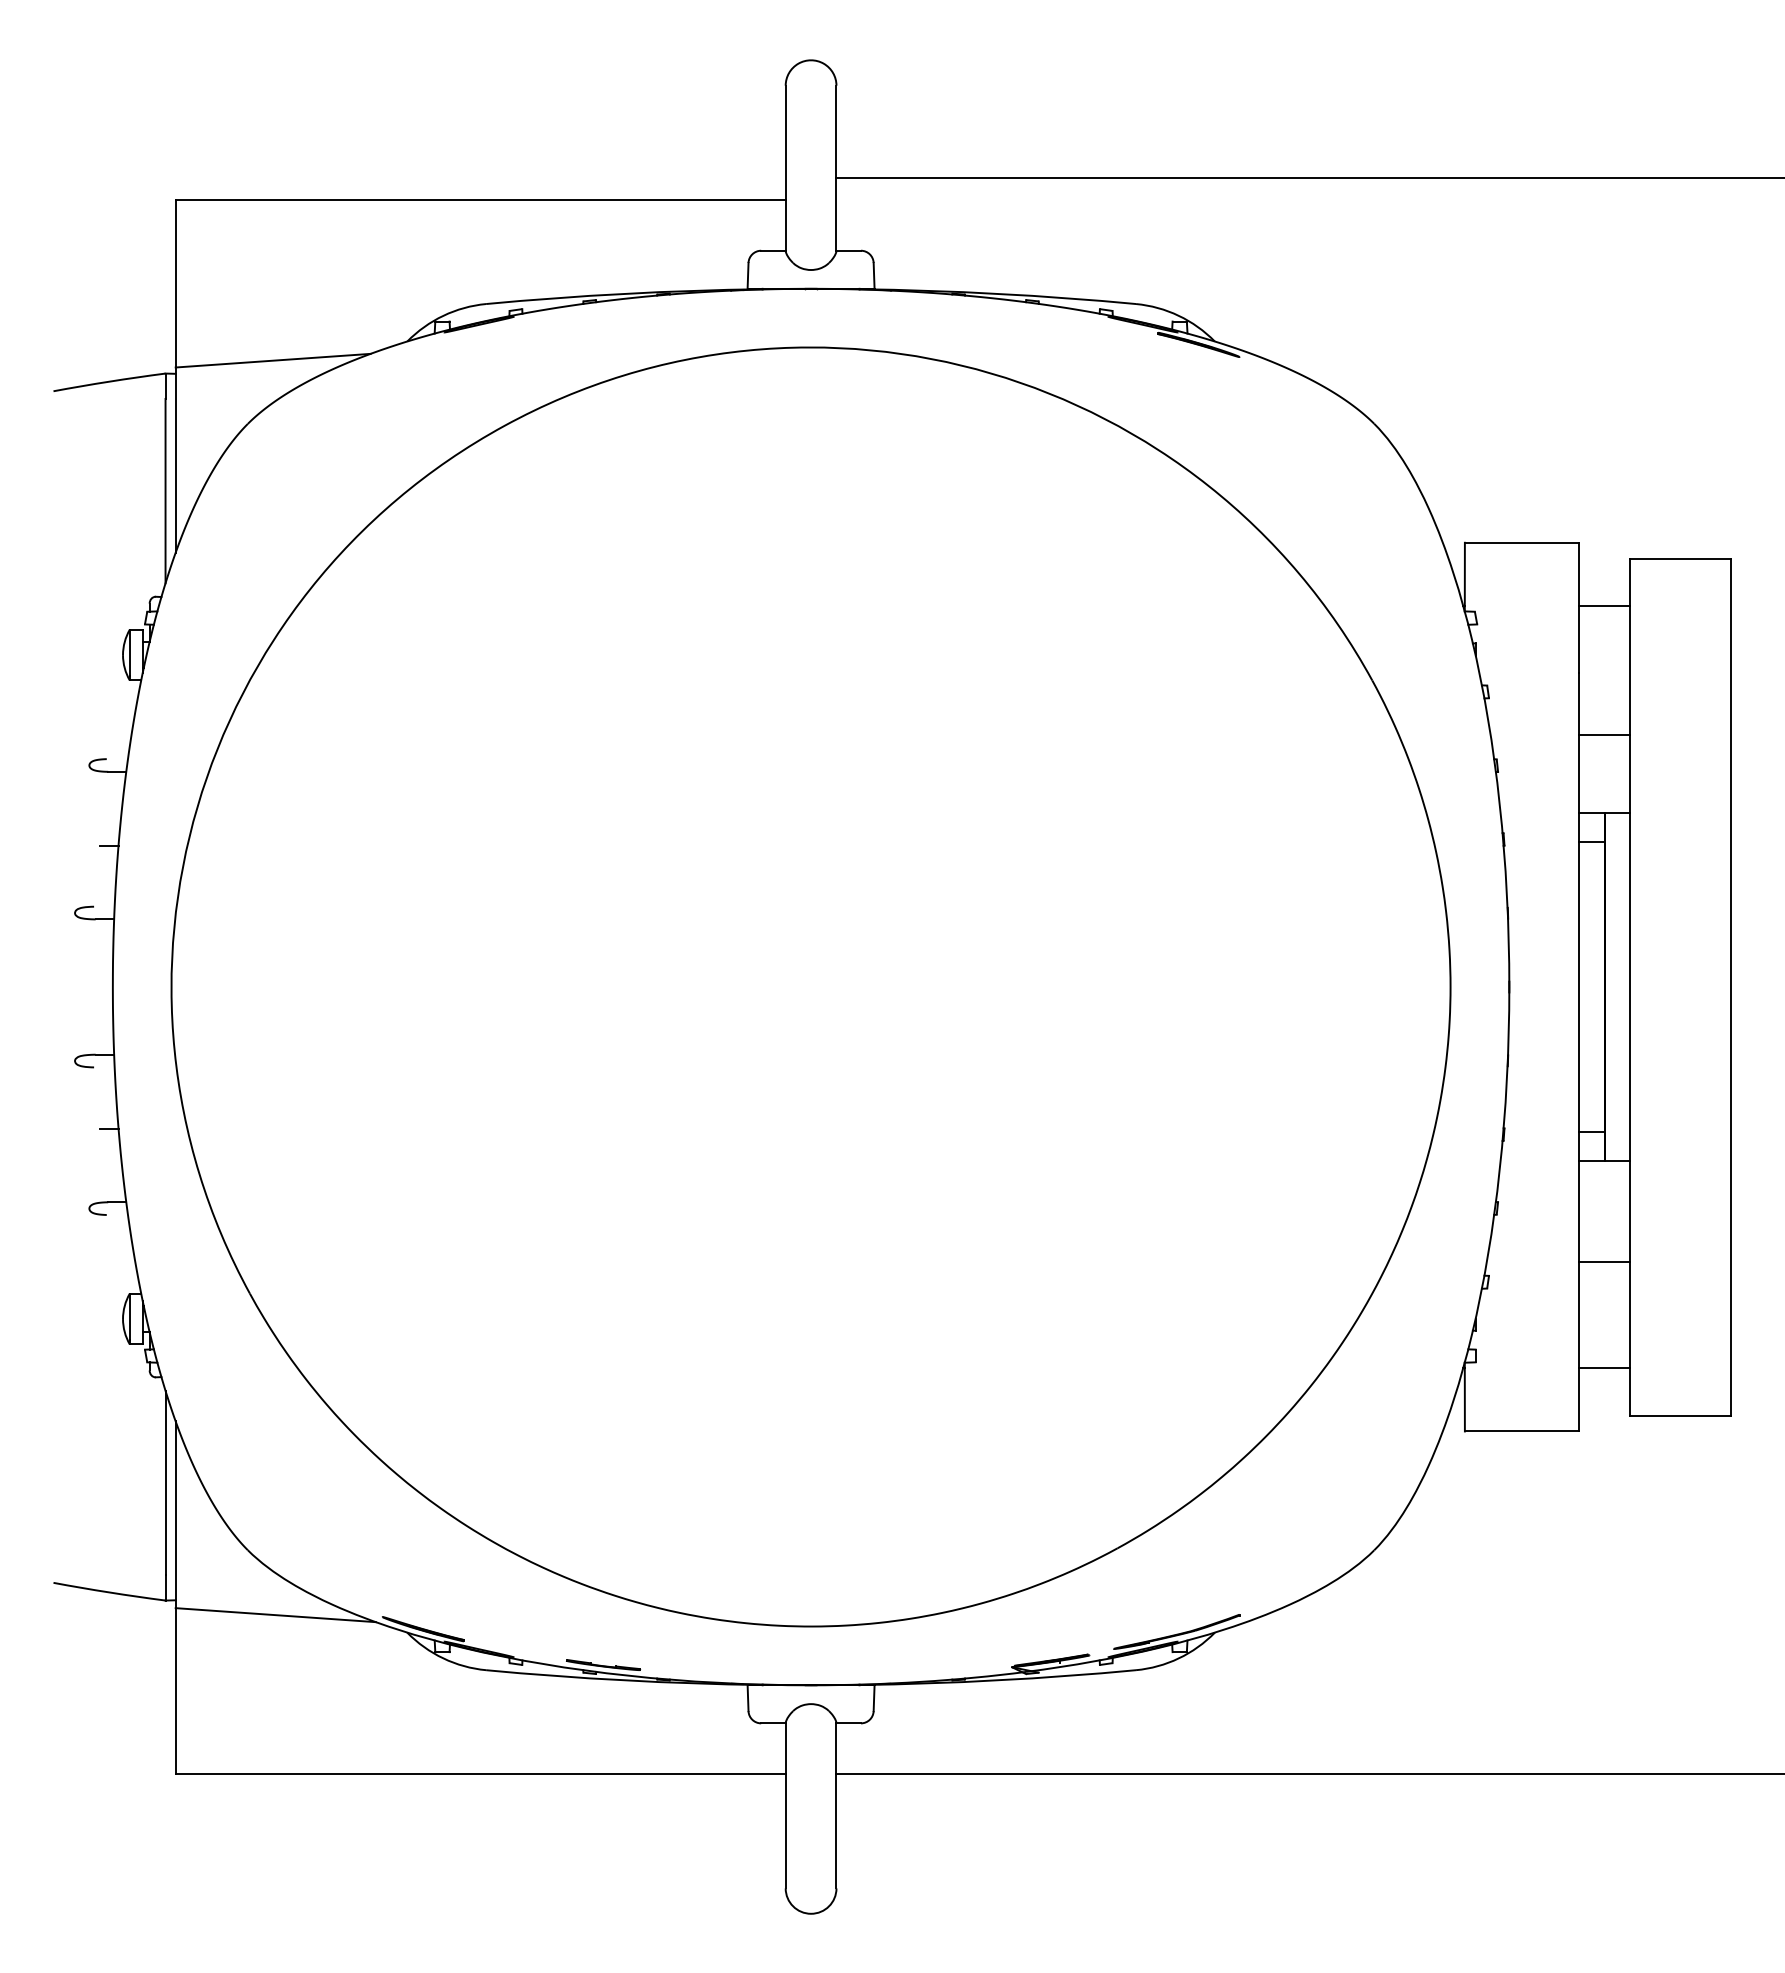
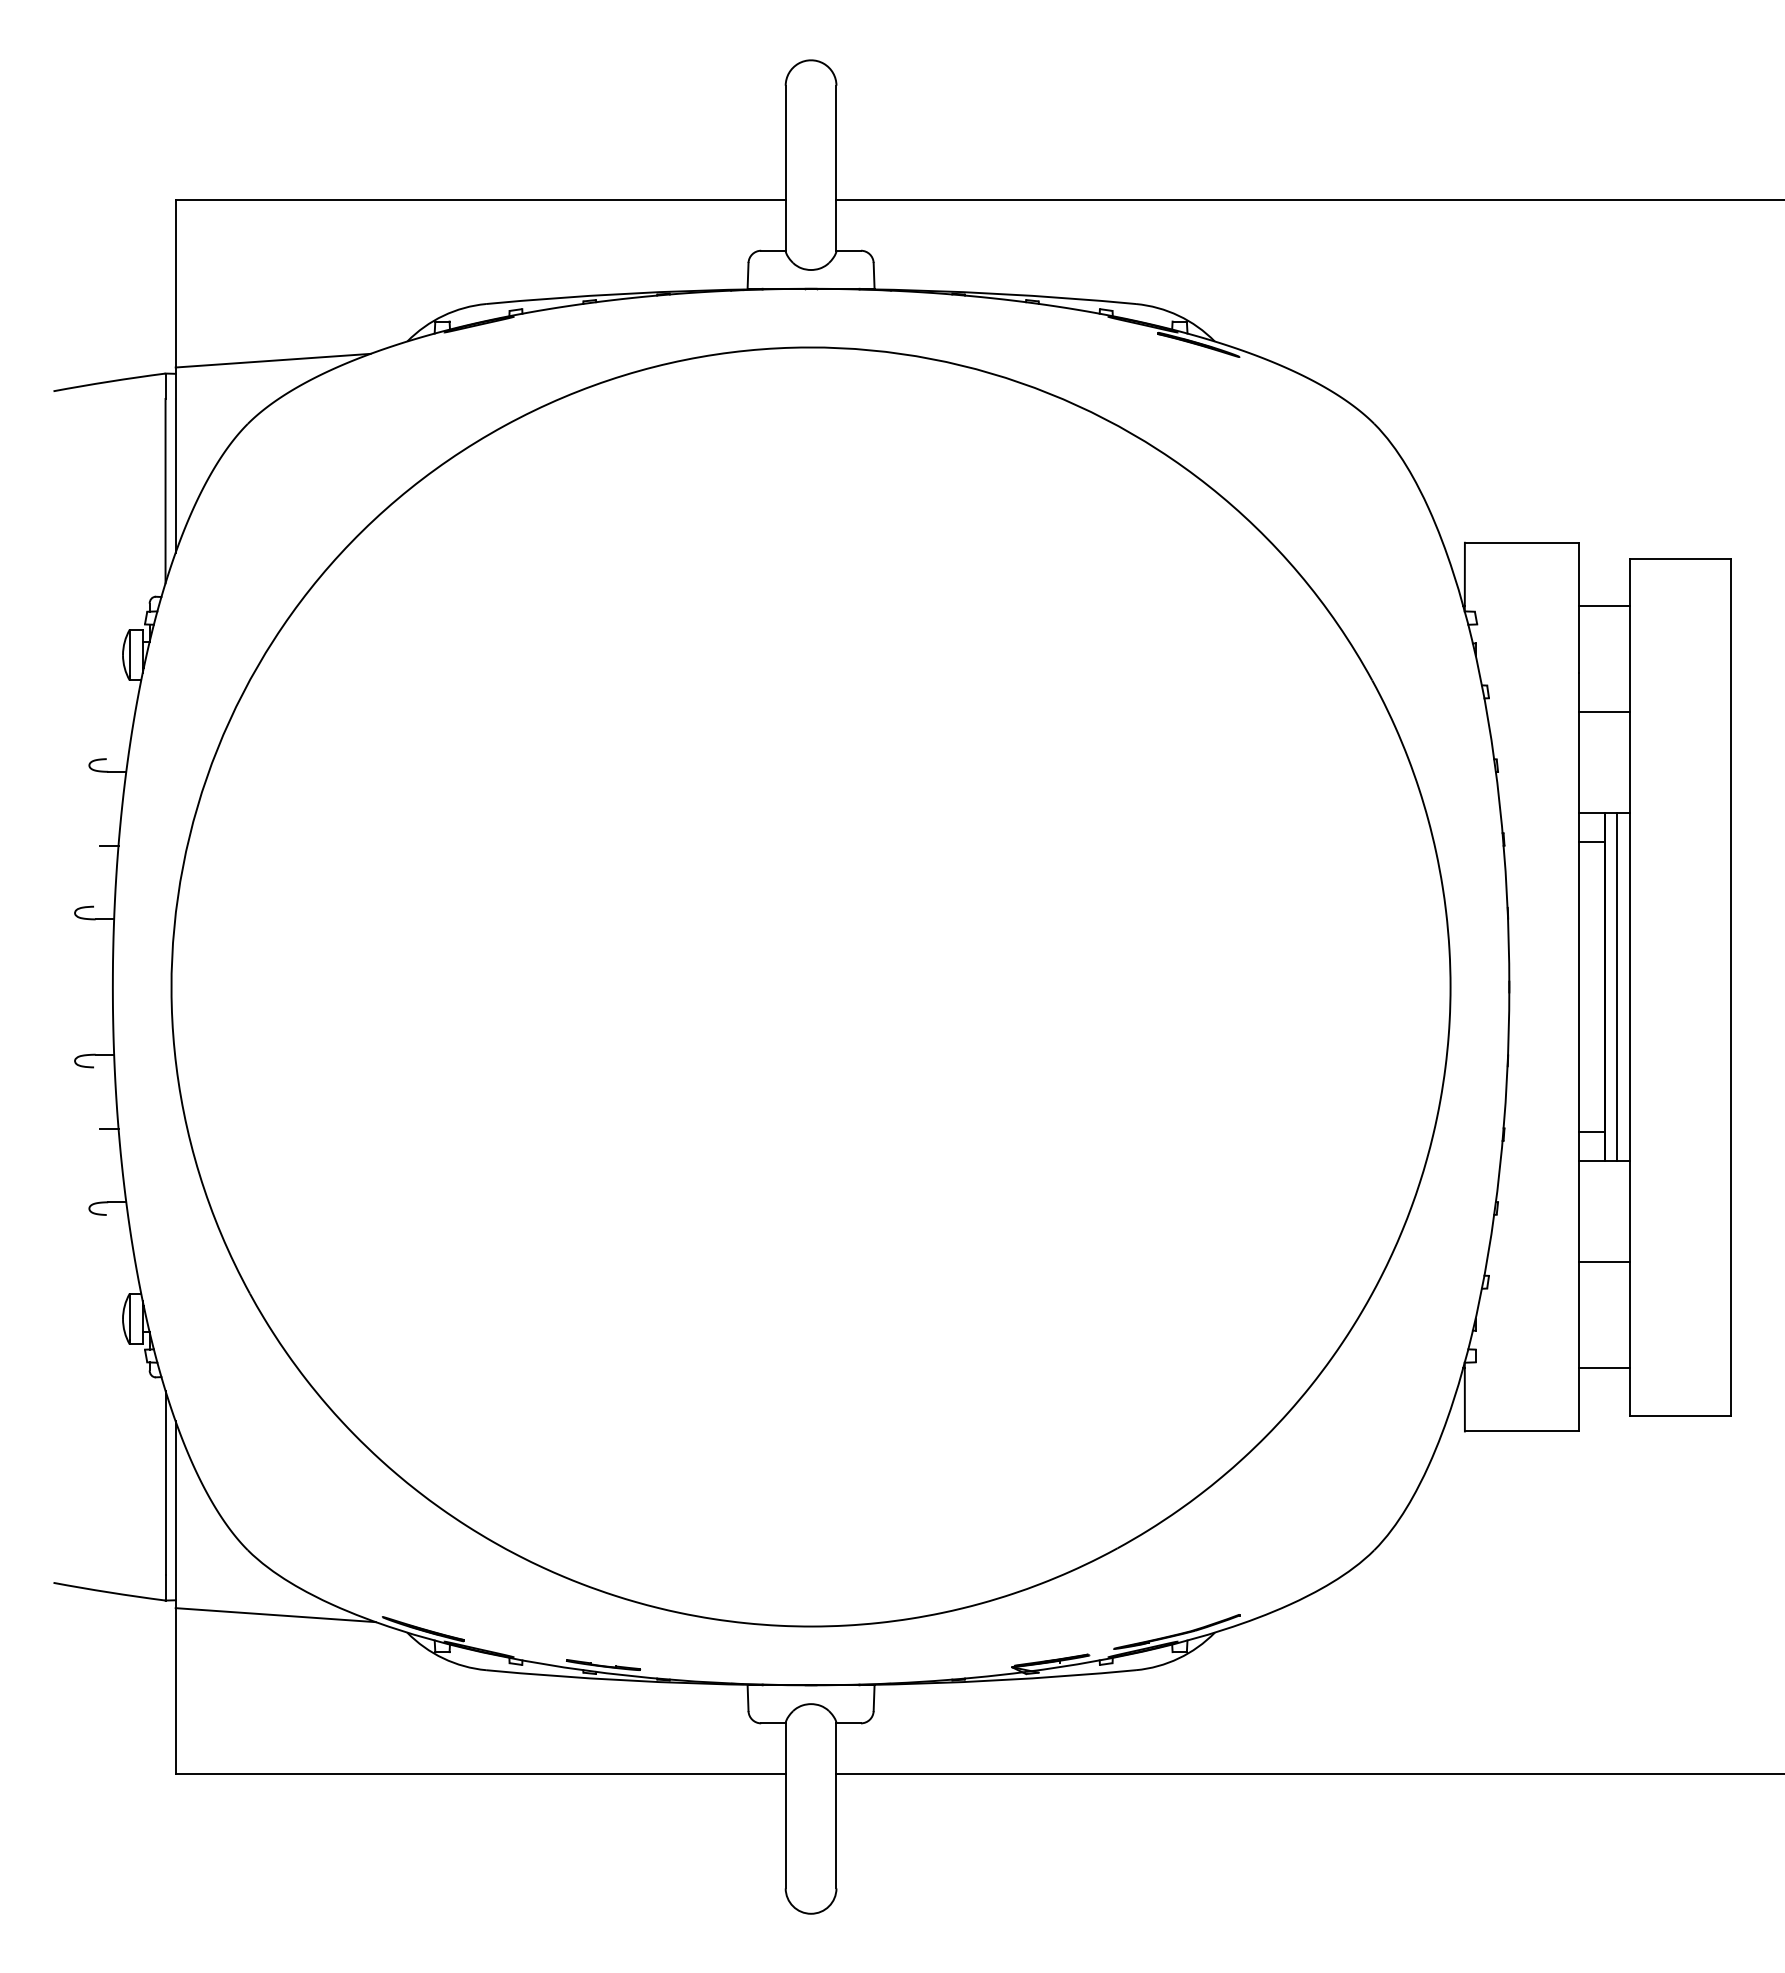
line position: (1308, 178) -> (1308, 200) (1308, 200)
line position: (1604, 734) -> (1604, 711) (1604, 711)
line: none -> present (1617, 986)
